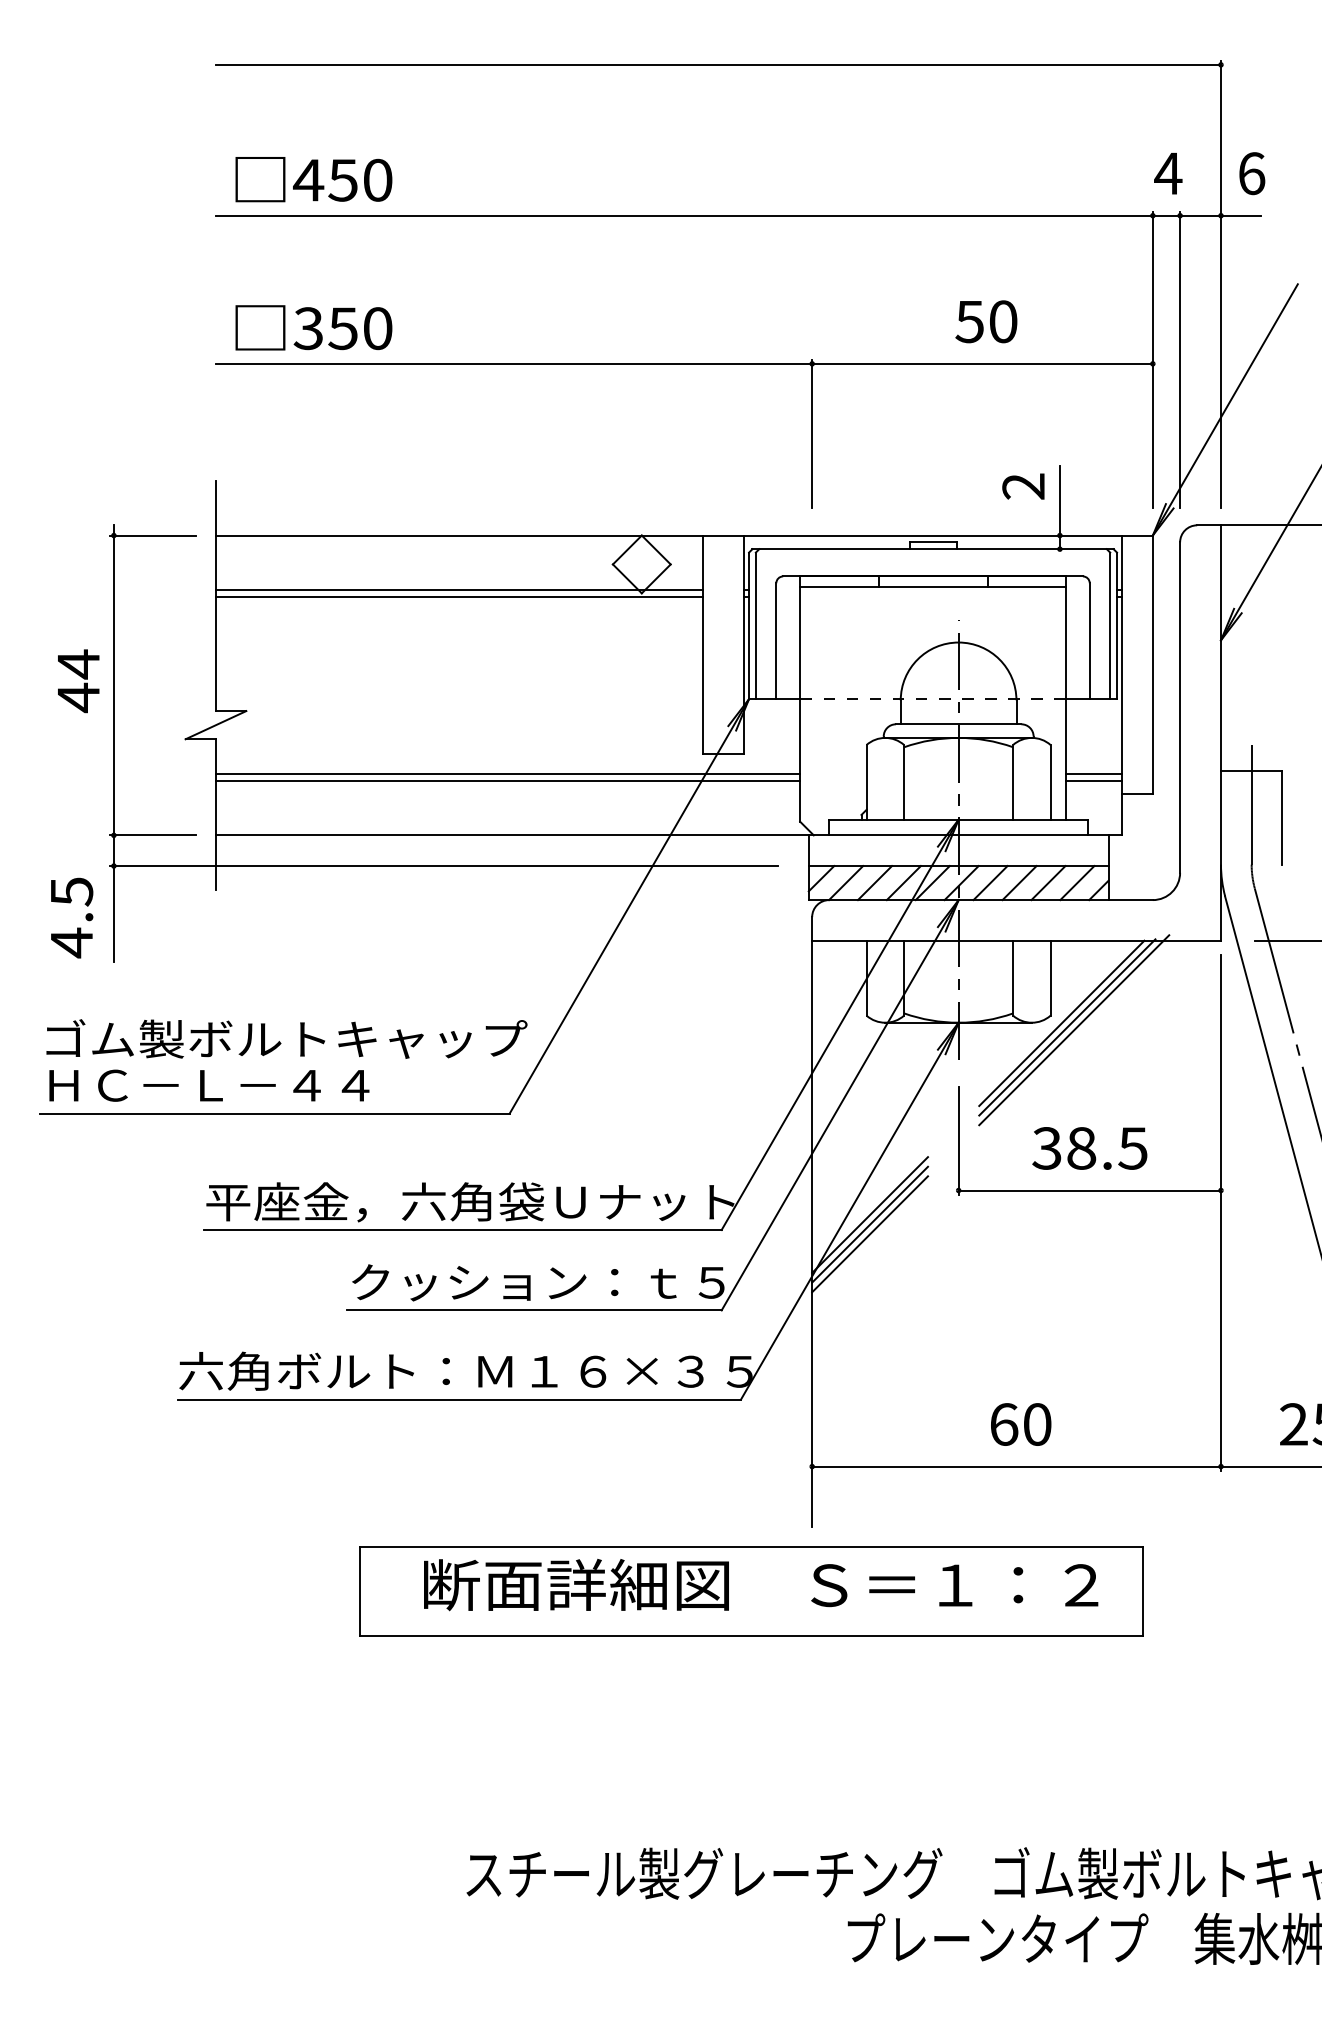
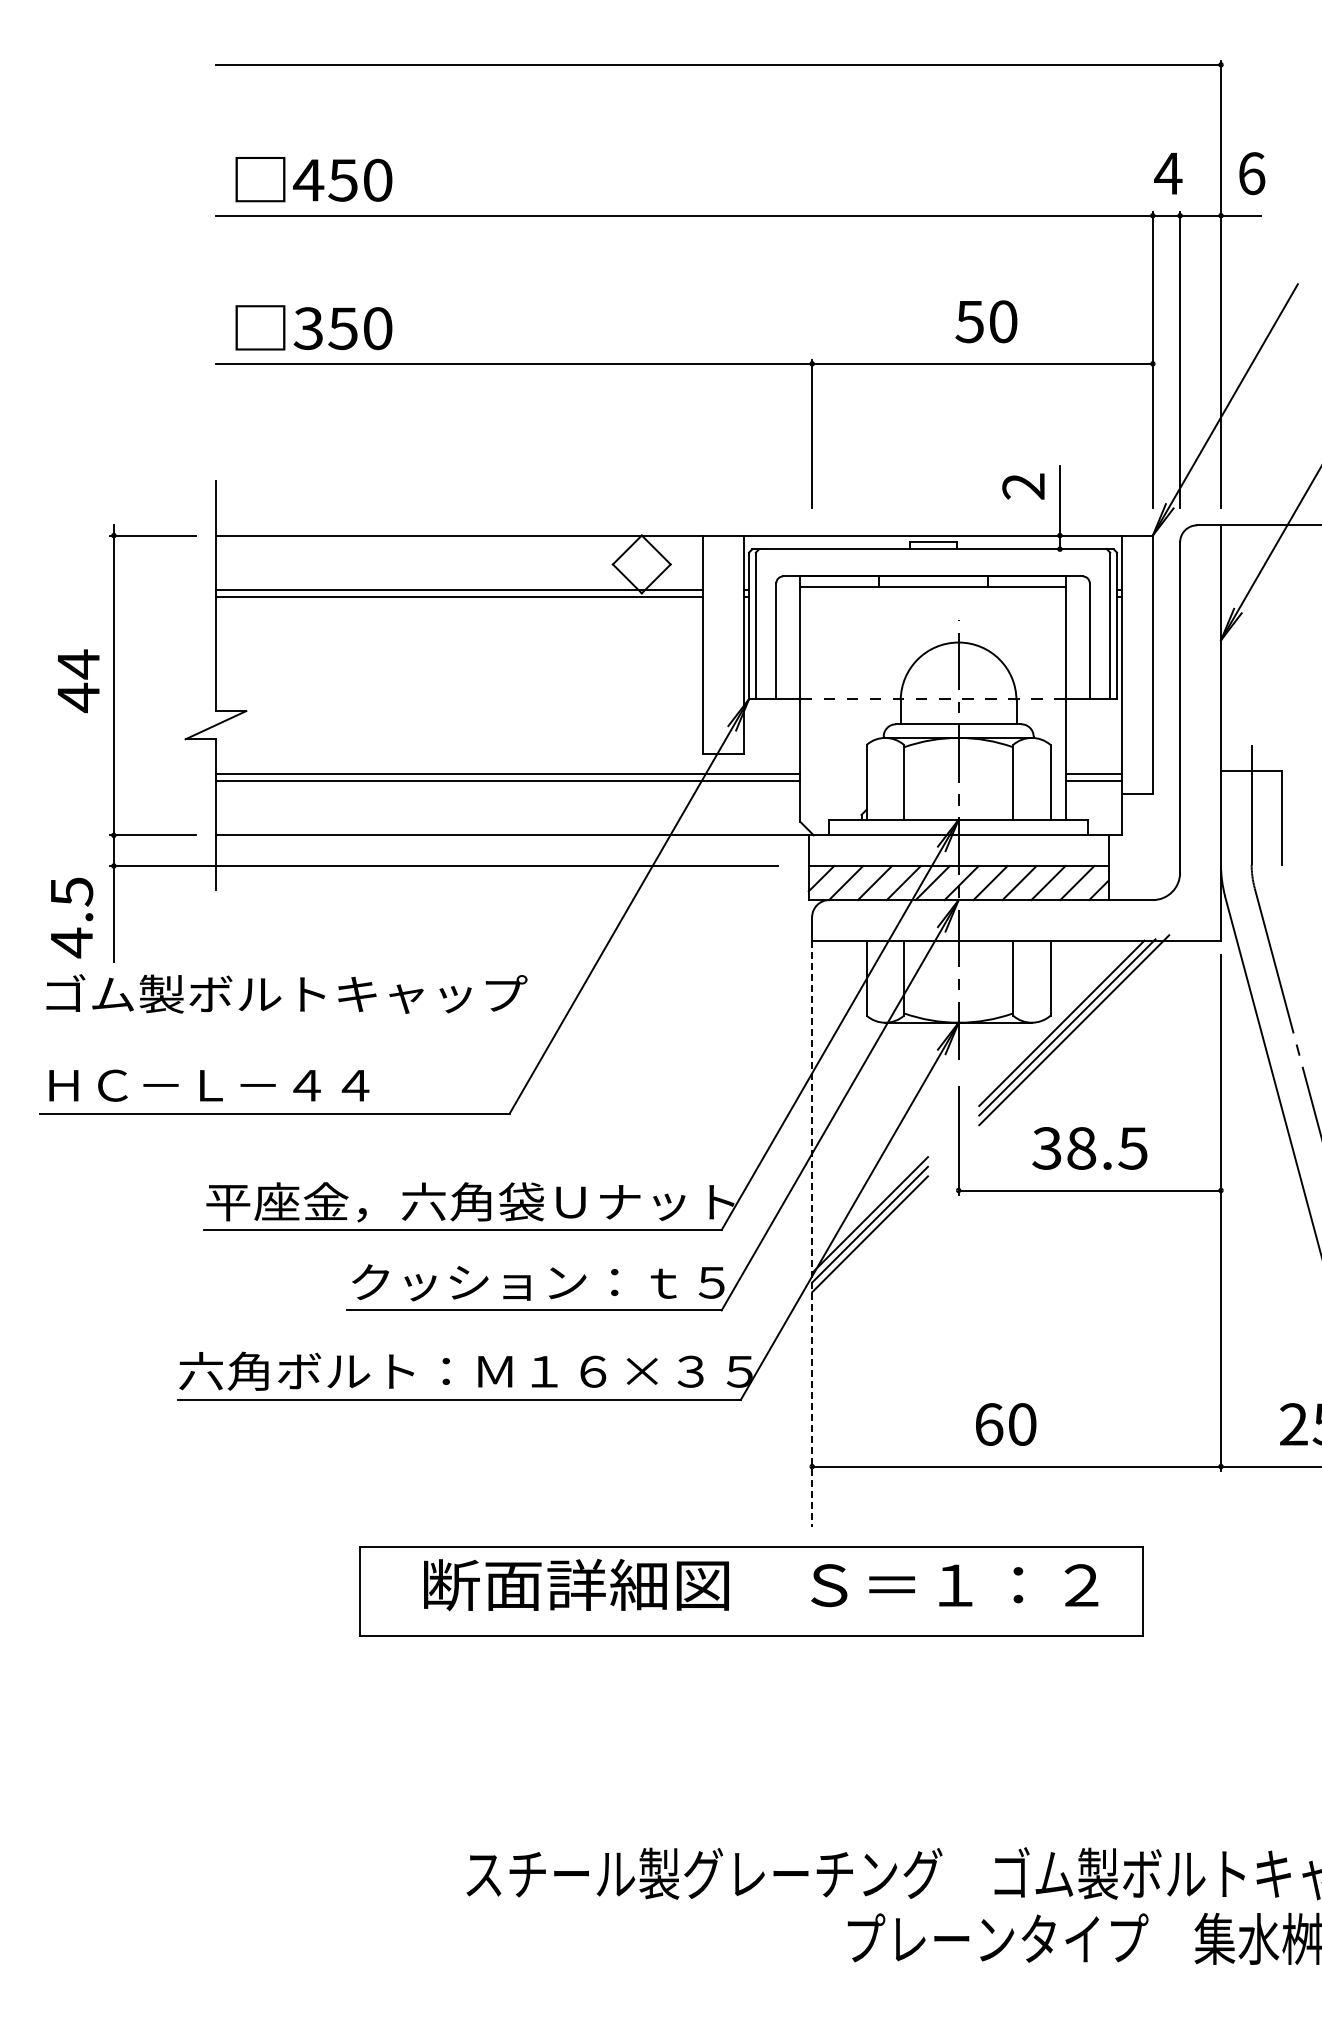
line: present -> none (1286, 940)
text position: (286, 1038) -> (286, 993) (286, 993)
line: solid -> dashed (812, 1234)
text position: (1021, 1424) -> (1006, 1424) (1006, 1424)
